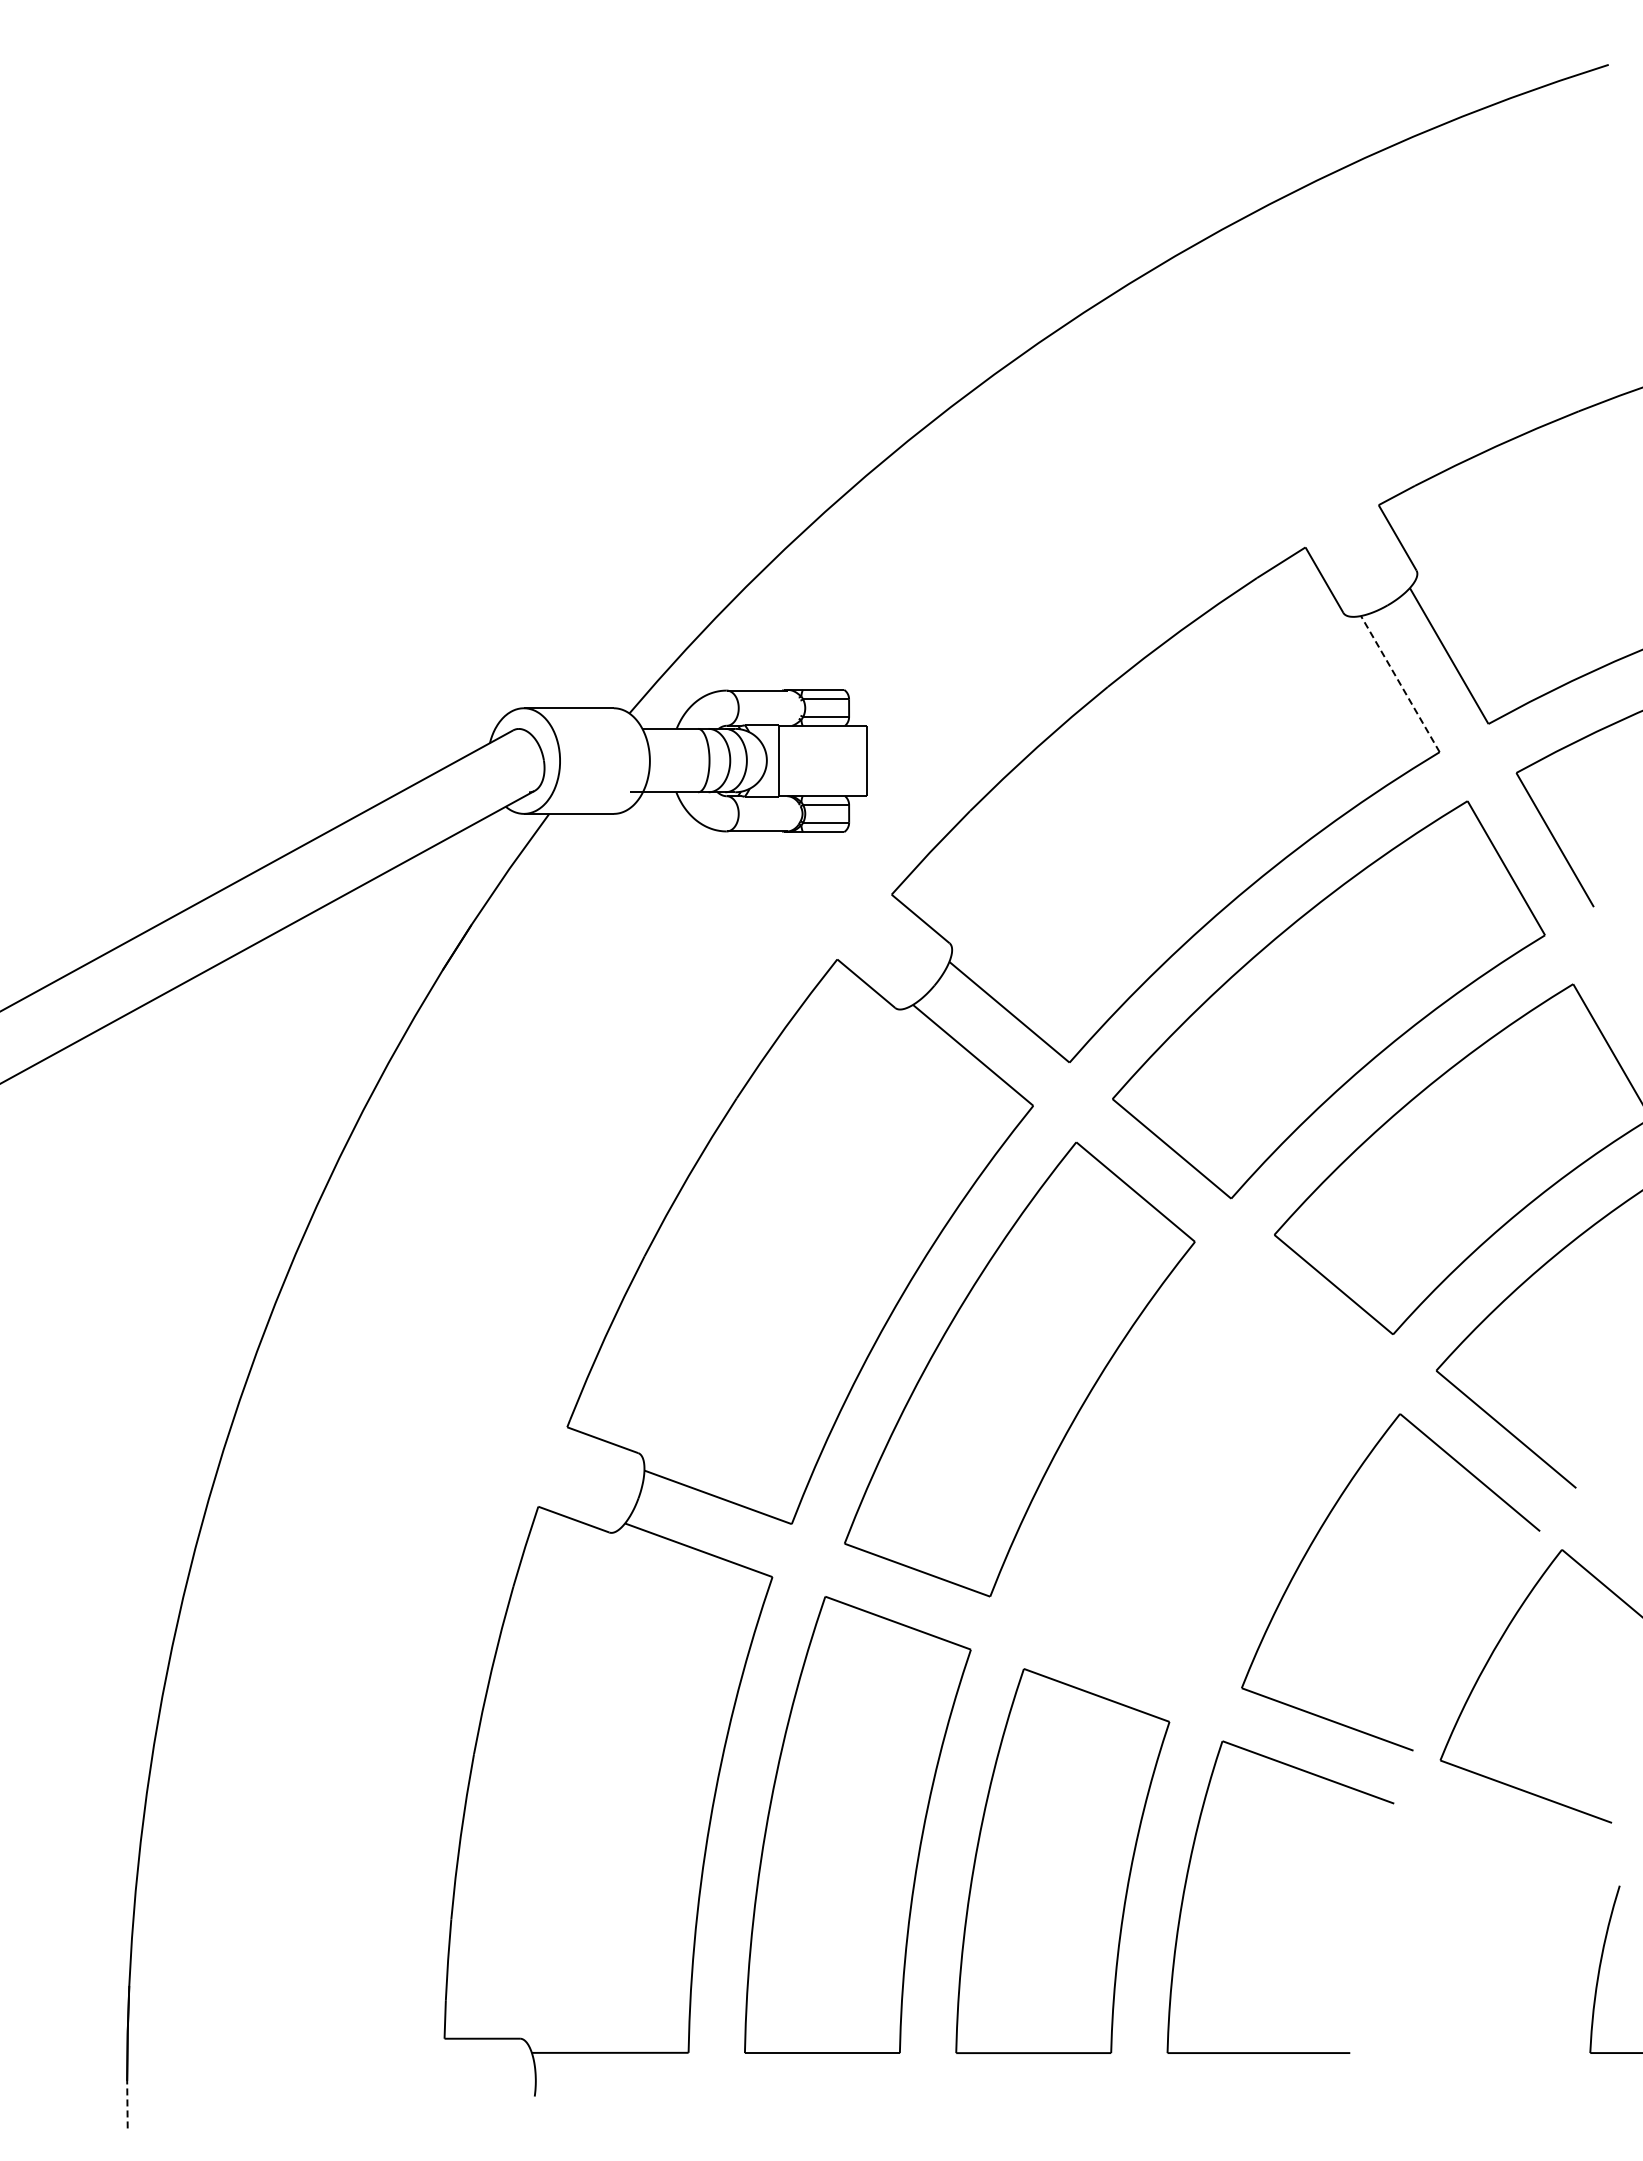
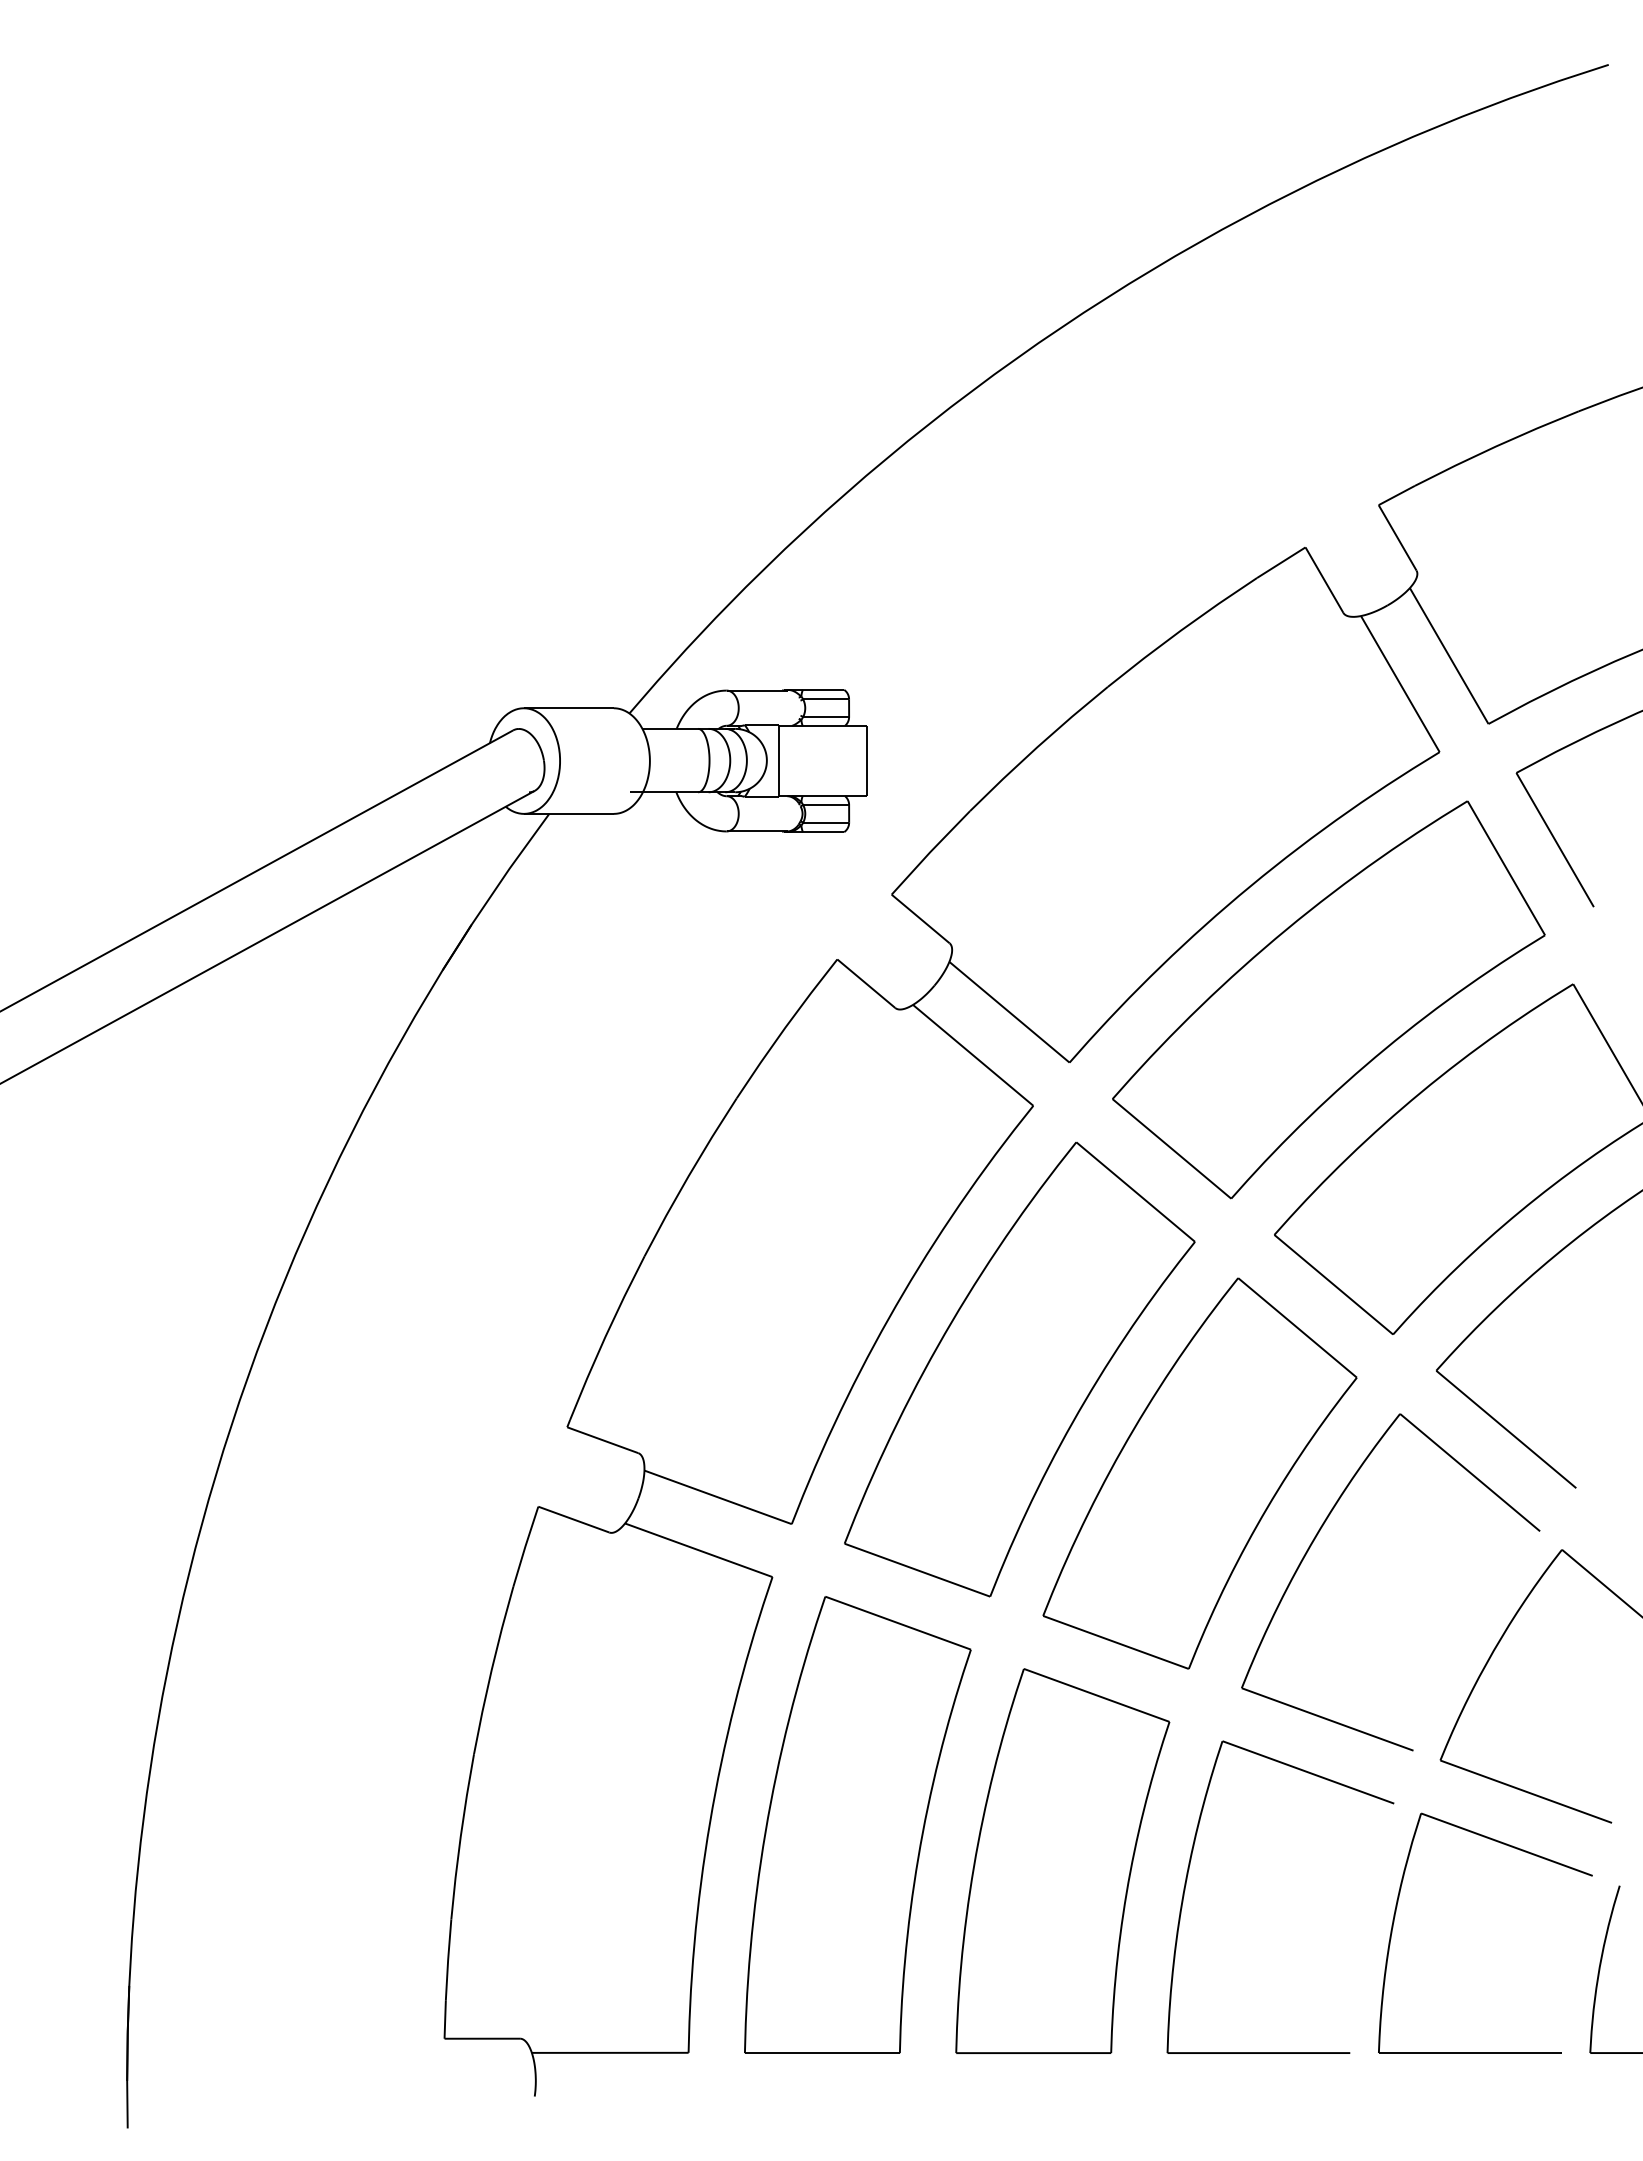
line: dashed -> solid (1400, 684)
part: none -> present (1199, 1473)
part: none -> present (1516, 1849)
line: dashed -> solid (127, 2104)
